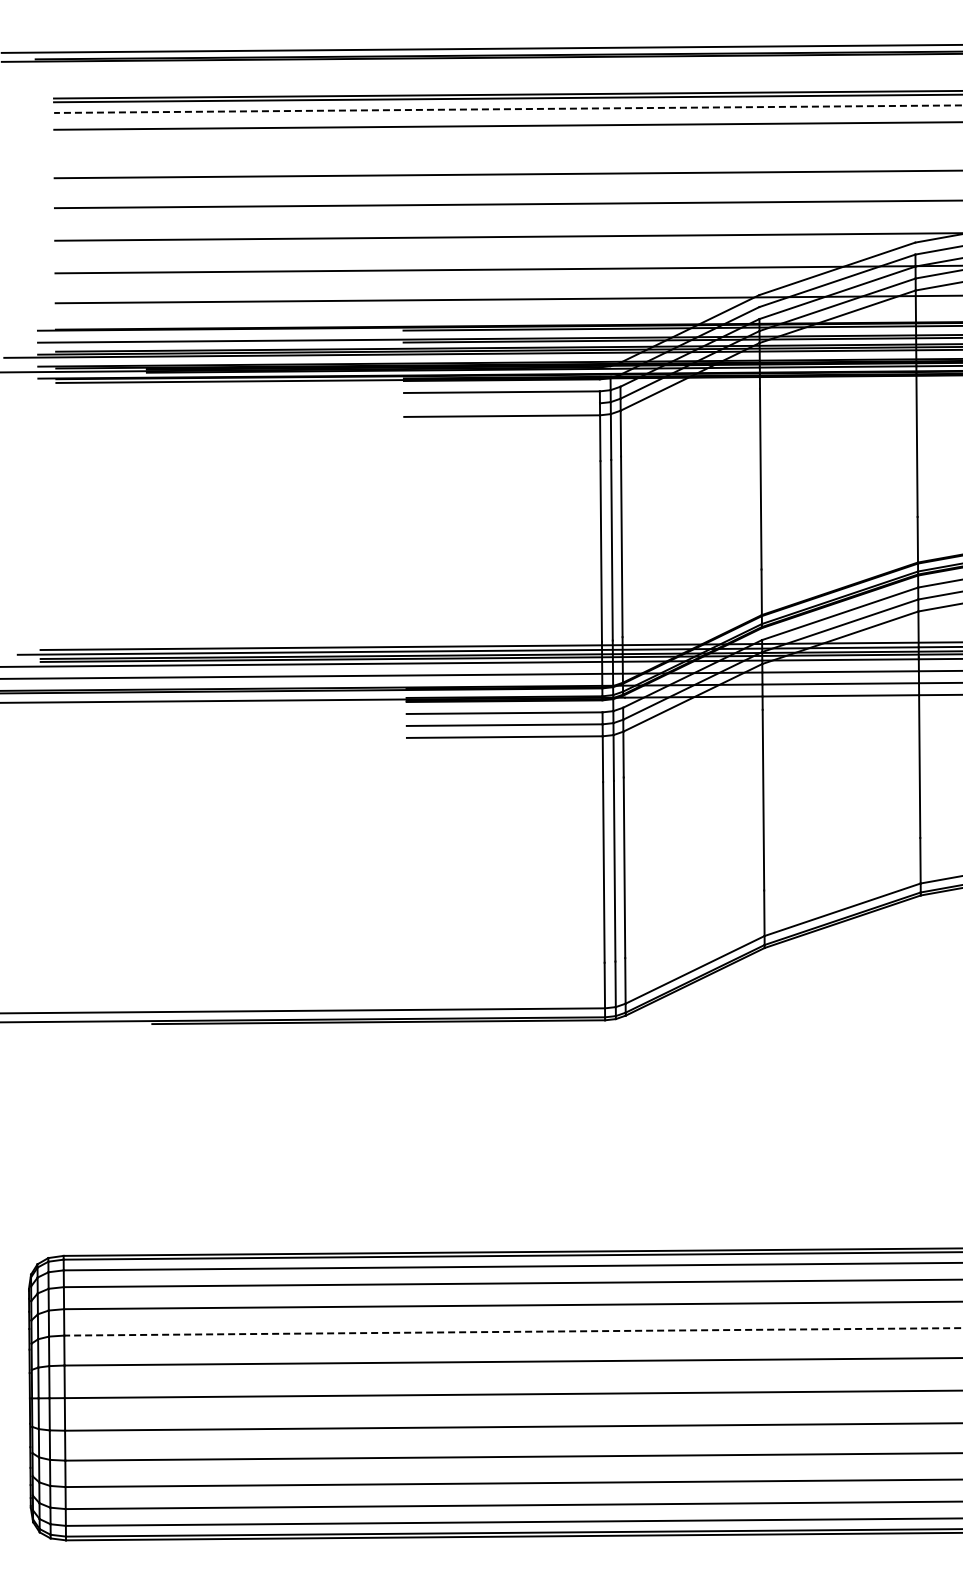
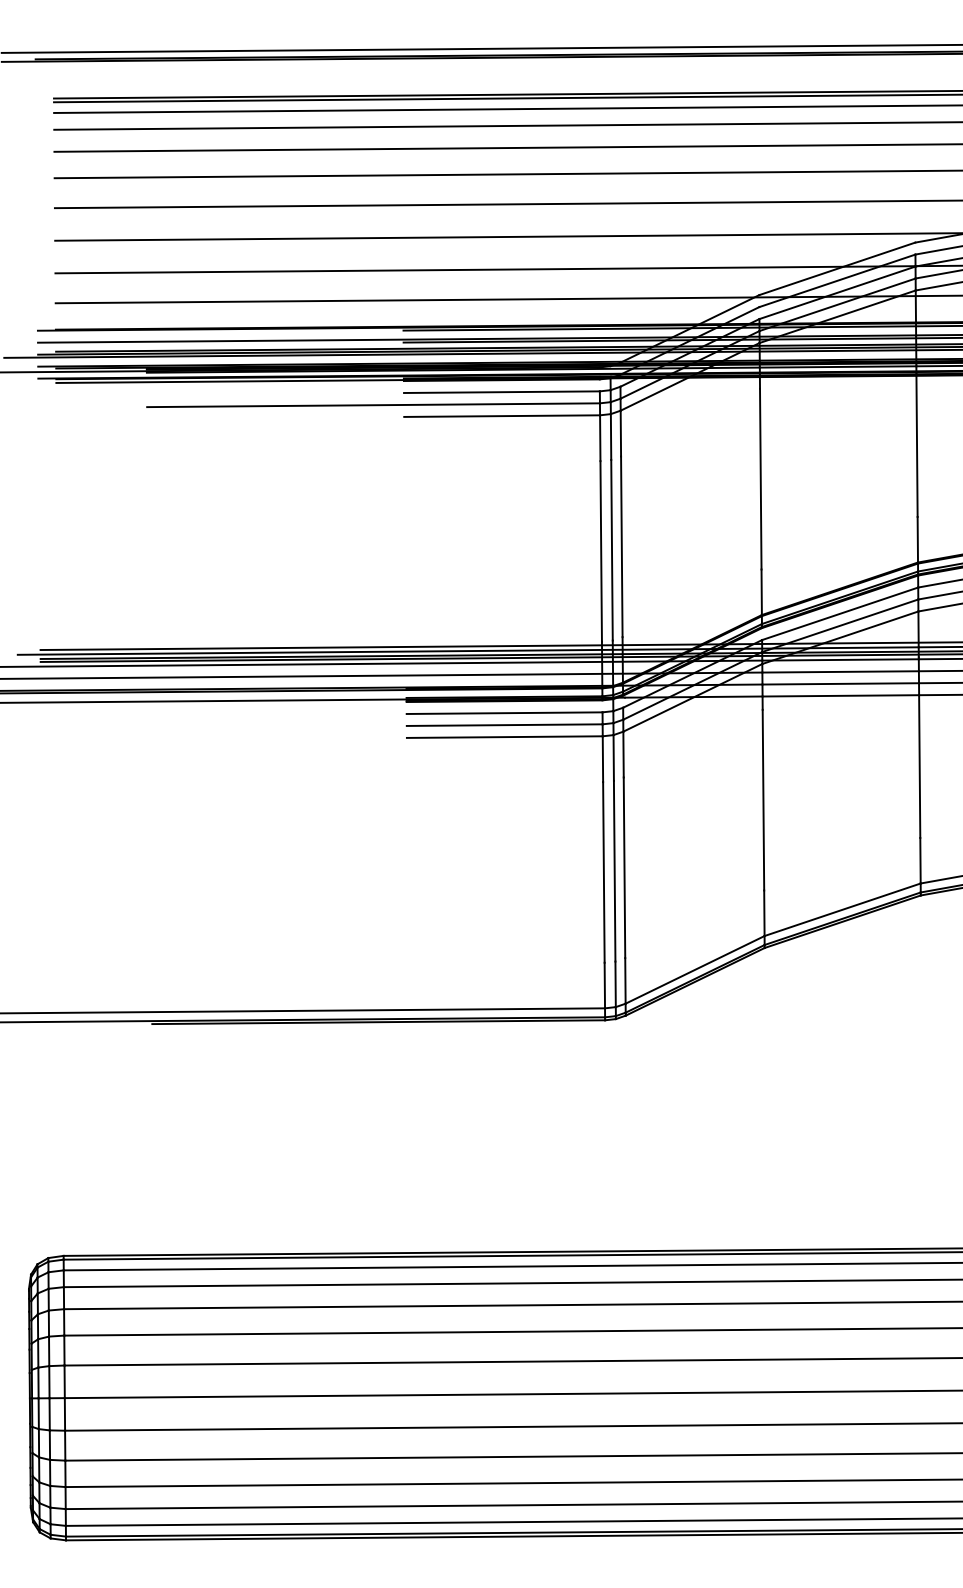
line: dashed -> solid (508, 109)
line: none -> present (506, 147)
line: none -> present (373, 405)
line: dashed -> solid (513, 1331)
